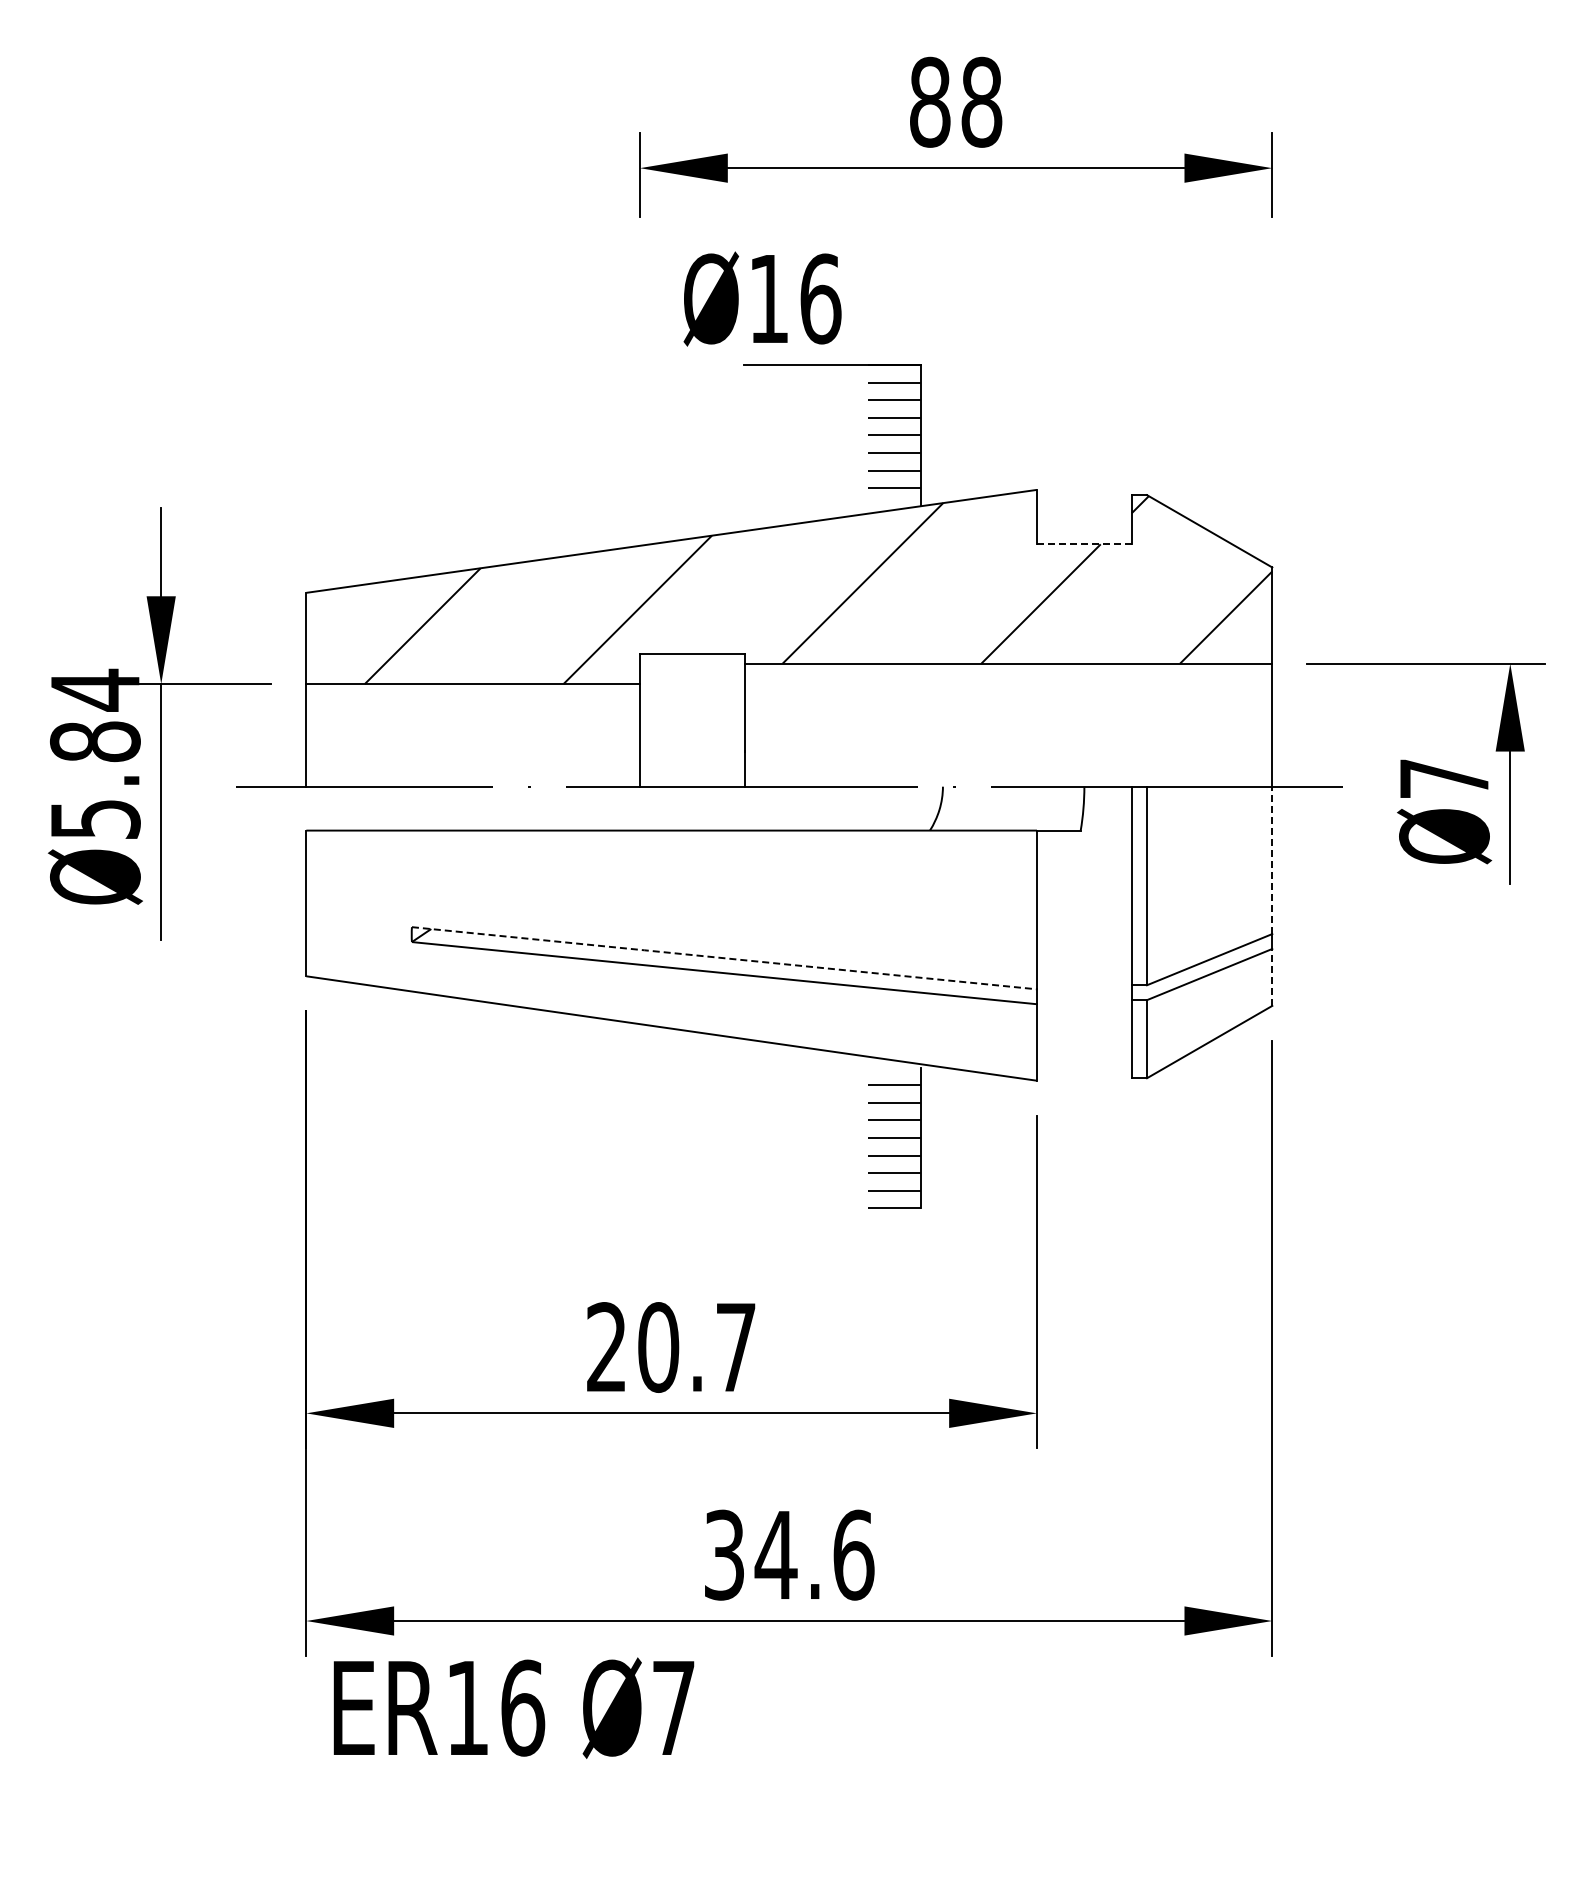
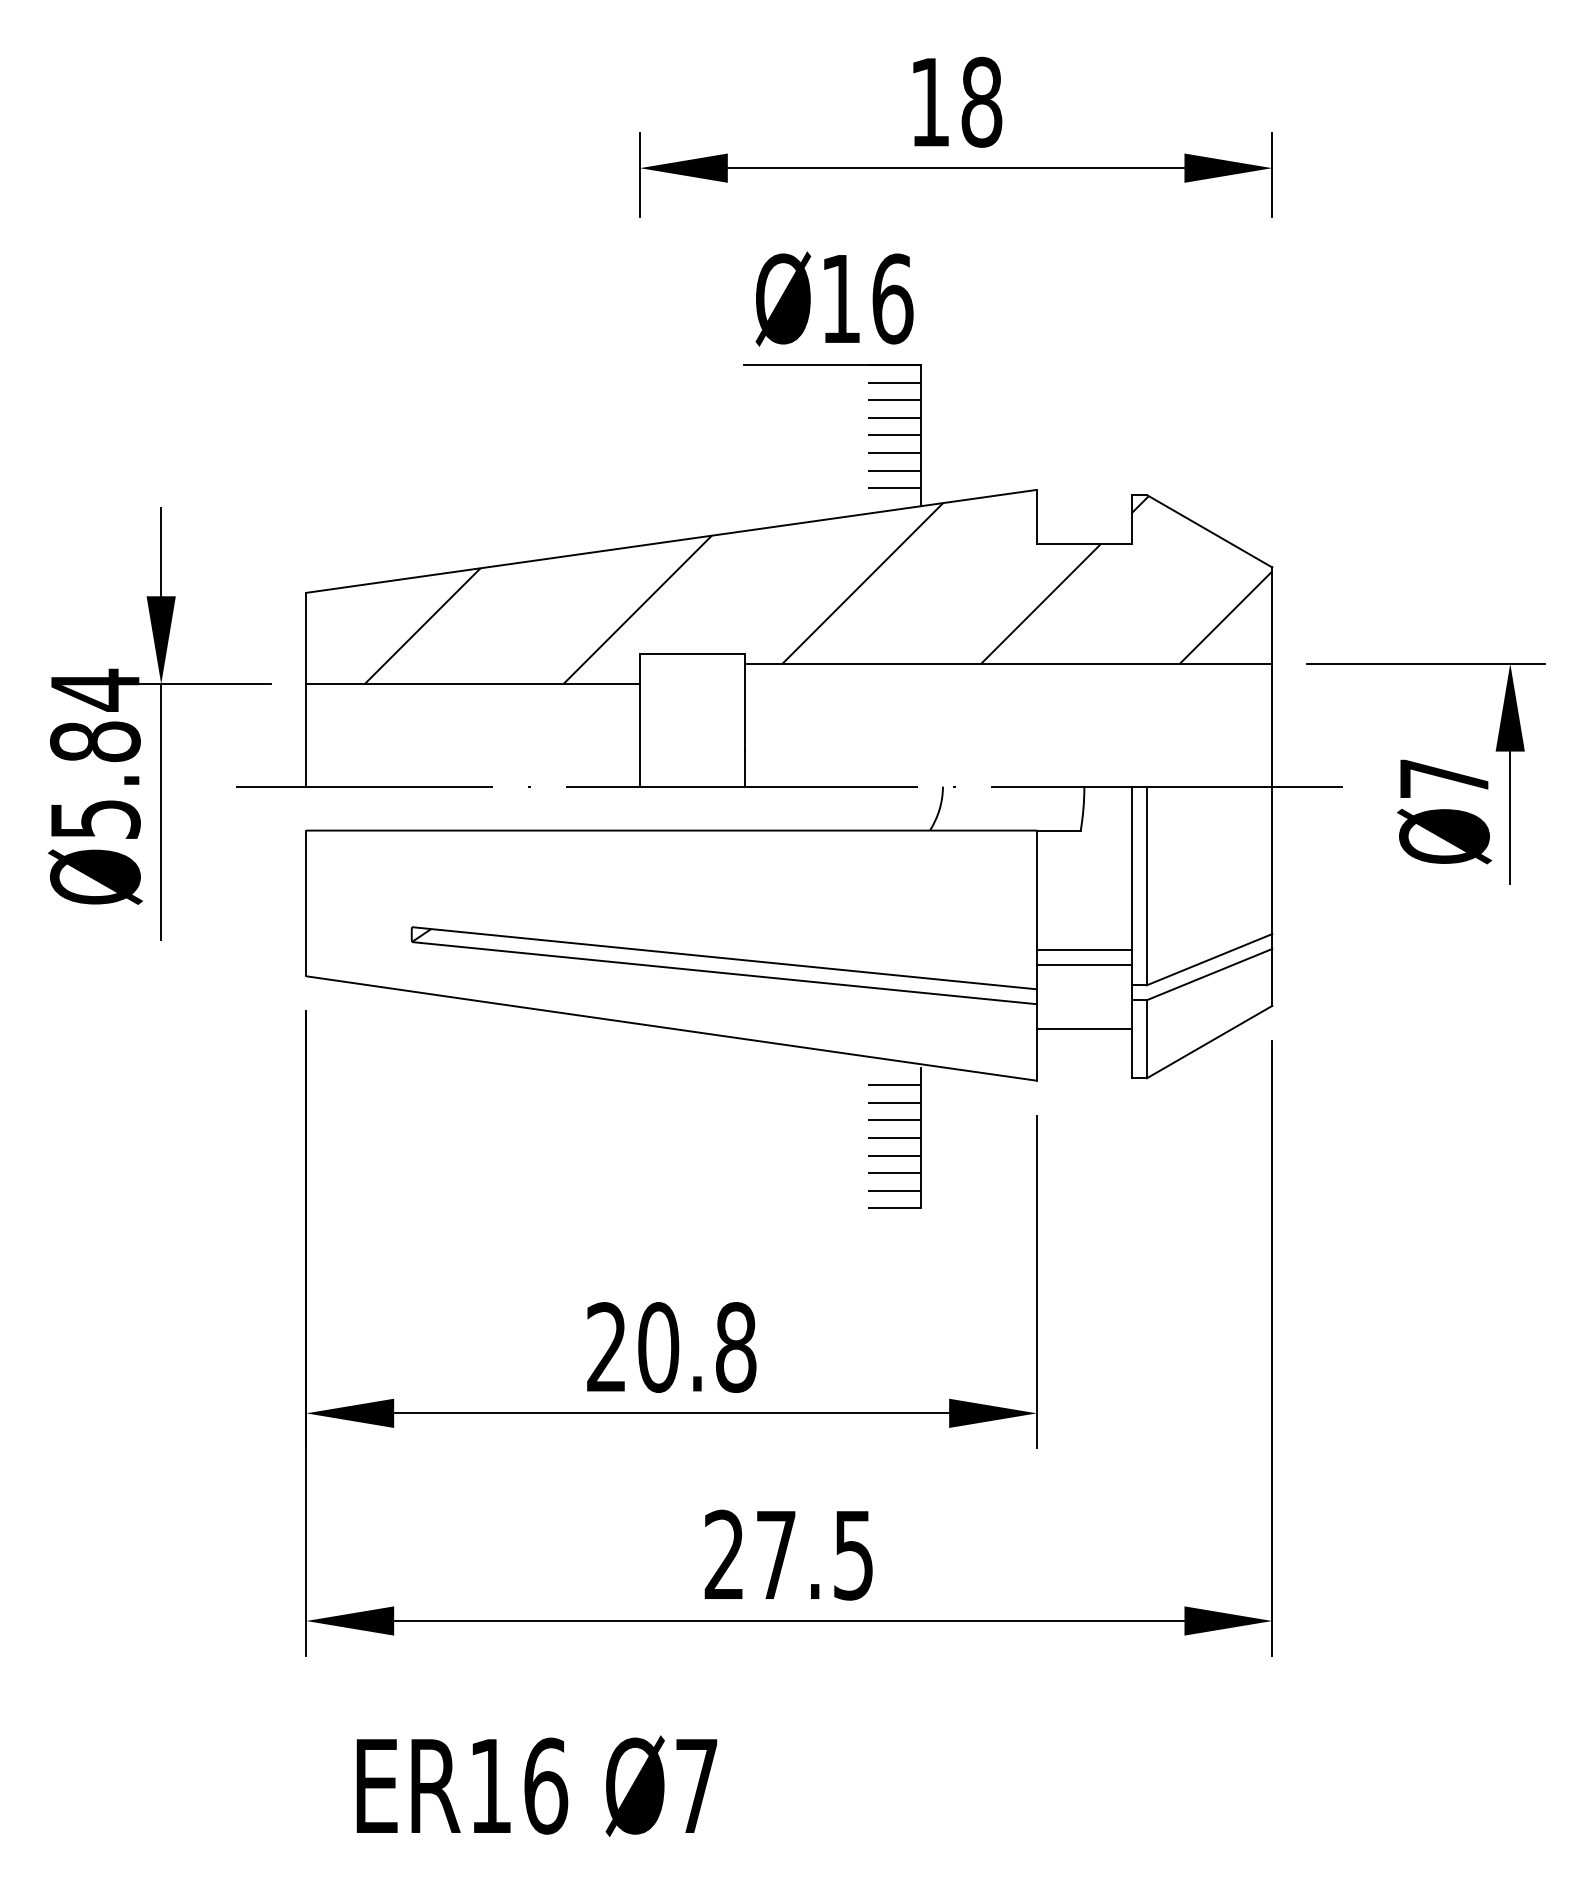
text: 88 -> 18 (930, 101)
text position: (762, 298) -> (834, 298) (834, 298)
line: dashed -> solid (1084, 544)
line: dashed -> solid (1272, 860)
line: none -> present (1083, 950)
line: dashed -> solid (724, 958)
line: none -> present (1083, 965)
line: dashed -> solid (1272, 976)
line: none -> present (1083, 1029)
text: 20.7 -> 20.8 (736, 1347)
text: 34.6 -> 27.5 (789, 1554)
text position: (513, 1707) -> (536, 1785) (536, 1785)
